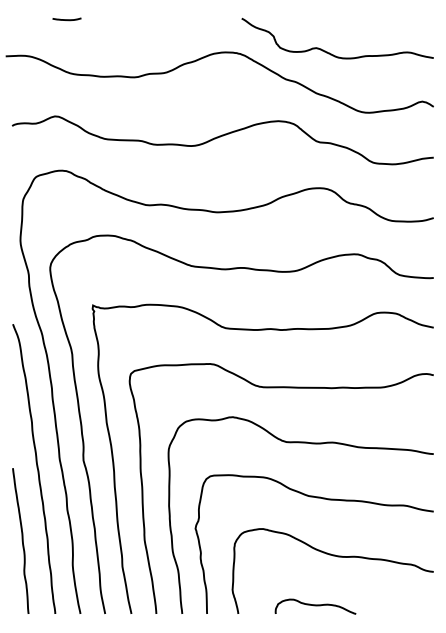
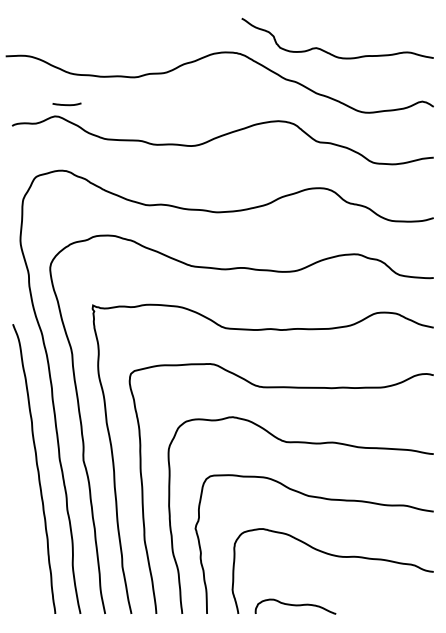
curve position: (66, 19) -> (66, 104) (66, 104)
curve: present -> none (21, 540)
curve position: (315, 606) -> (295, 606) (295, 606)
